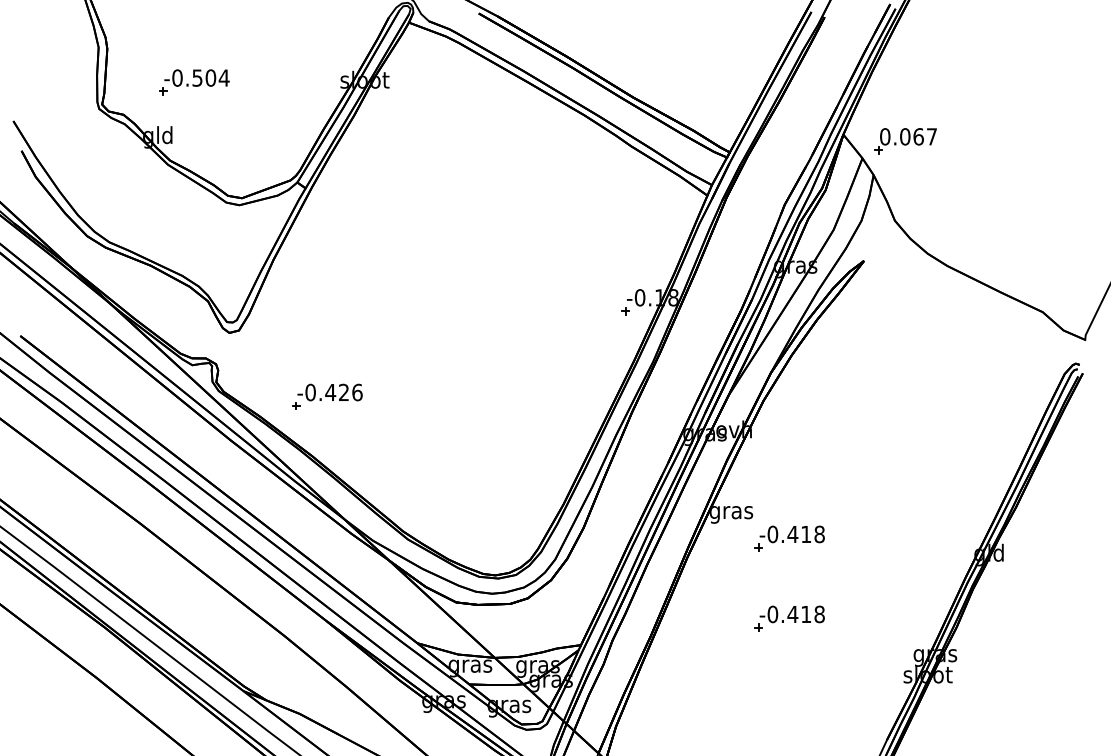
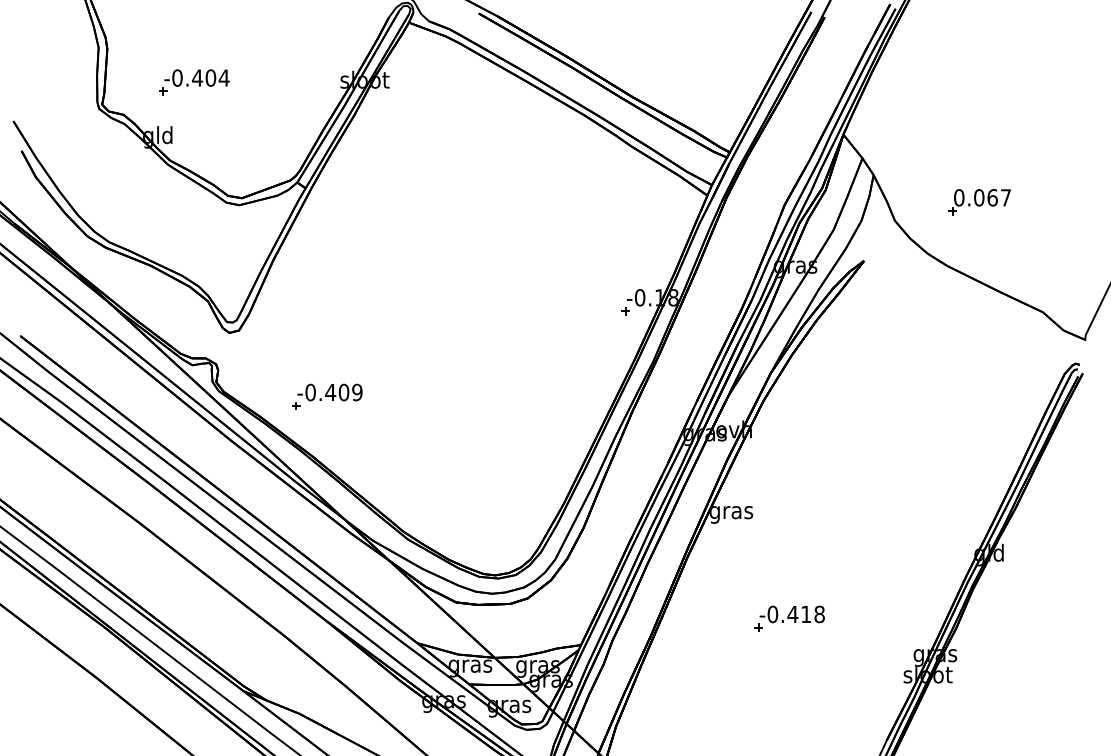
text: -0.504 -> -0.404 (197, 77)
part position: (905, 141) -> (979, 202) (979, 202)
text: -0.426 -> -0.409 (350, 392)
part: present -> none (789, 538)
